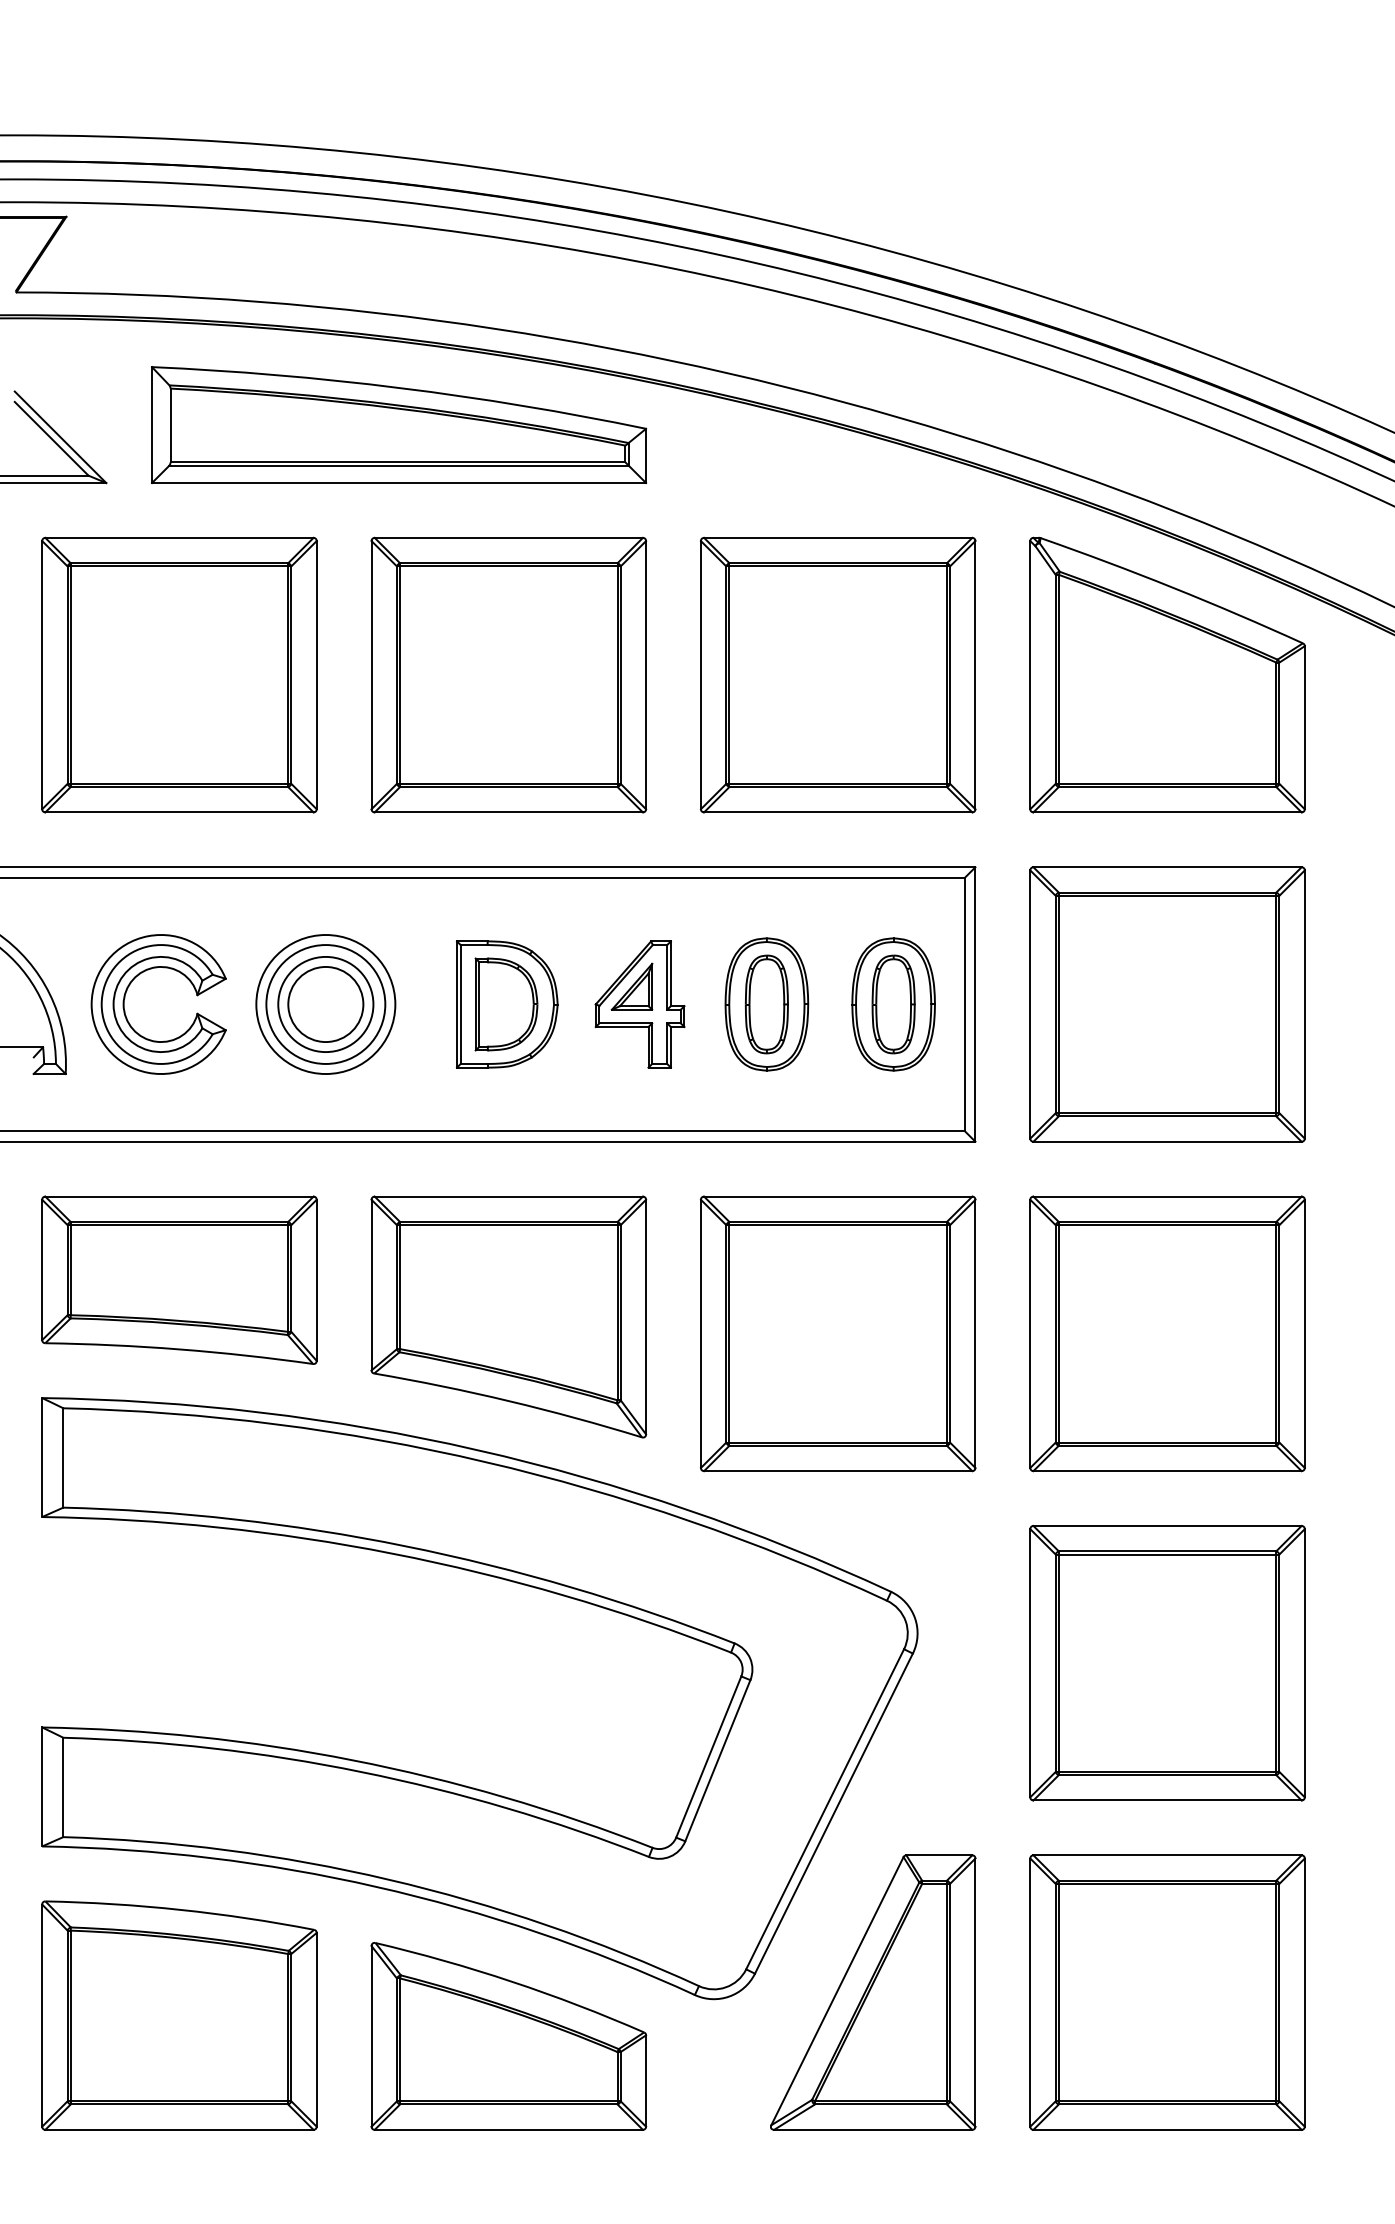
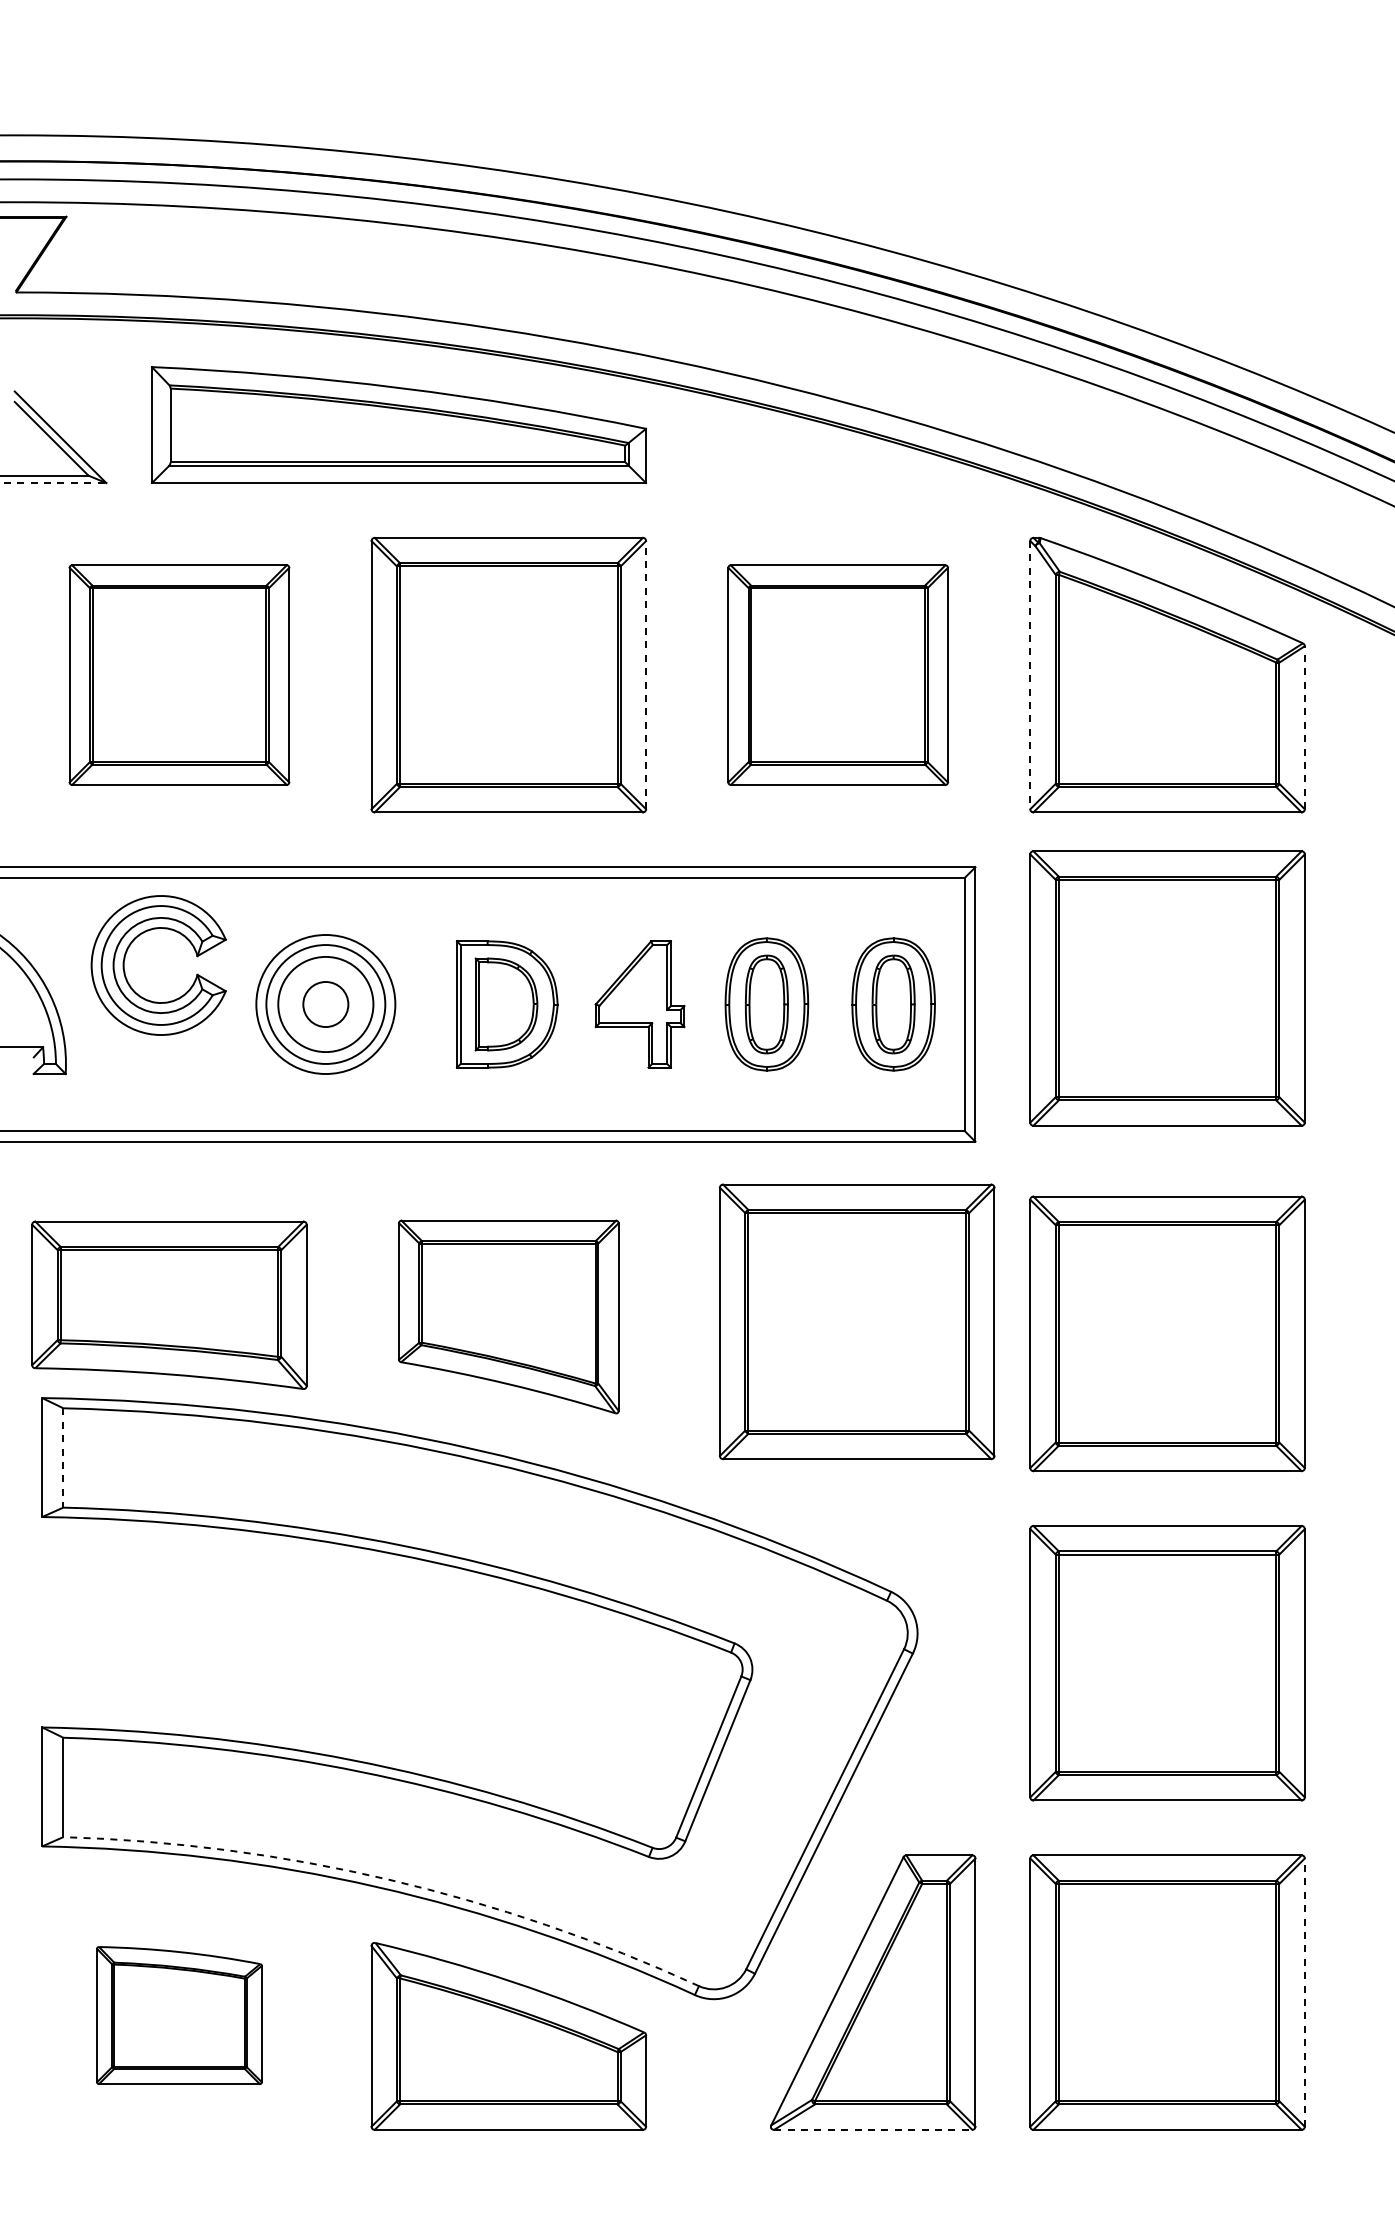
line: solid -> dashed (53, 483)
part size: 277x278 px -> 223x222 px (179, 674)
line: solid -> dashed (646, 674)
part size: 278x278 px -> 222x222 px (837, 674)
line: solid -> dashed (1030, 675)
line: solid -> dashed (1304, 727)
part: present -> none (631, 986)
part position: (125, 998) -> (125, 959) (125, 959)
circle diameter: 75 px -> 45 px (325, 1004)
part position: (1167, 1004) -> (1167, 988) (1167, 988)
part position: (179, 1279) -> (169, 1304) (169, 1304)
part size: 278x244 px -> 222x196 px (508, 1316)
part position: (837, 1333) -> (856, 1321) (856, 1321)
line: solid -> dashed (63, 1457)
arc: solid -> dashed (388, 1879)
line: solid -> dashed (1304, 1992)
part size: 277x231 px -> 167x140 px (179, 2015)
line: solid -> dashed (873, 2129)
